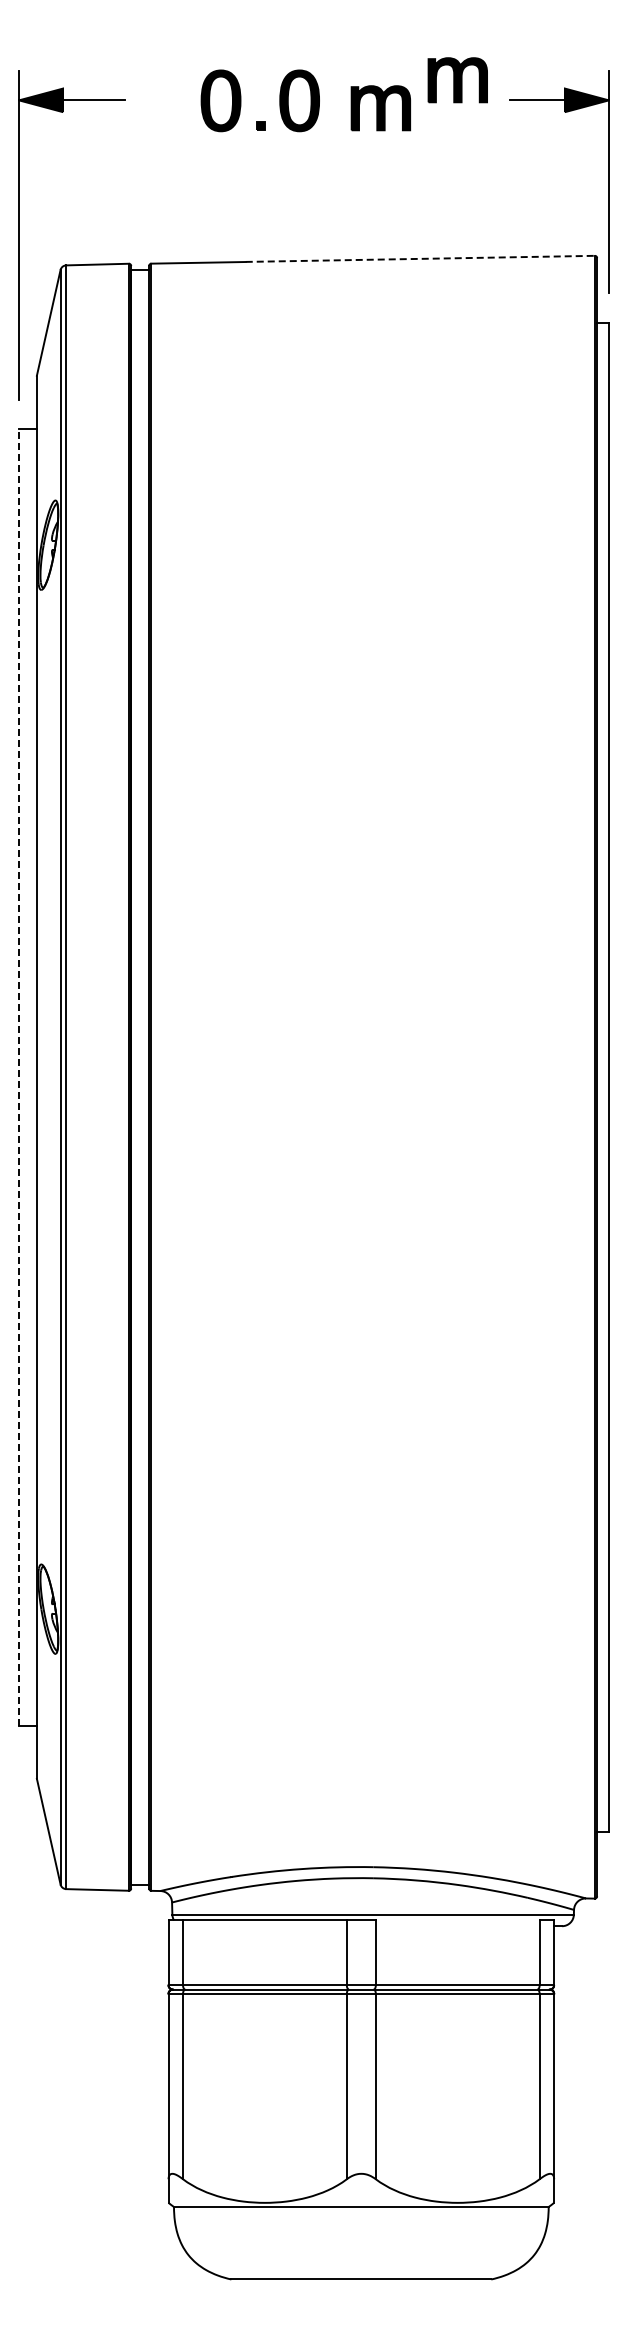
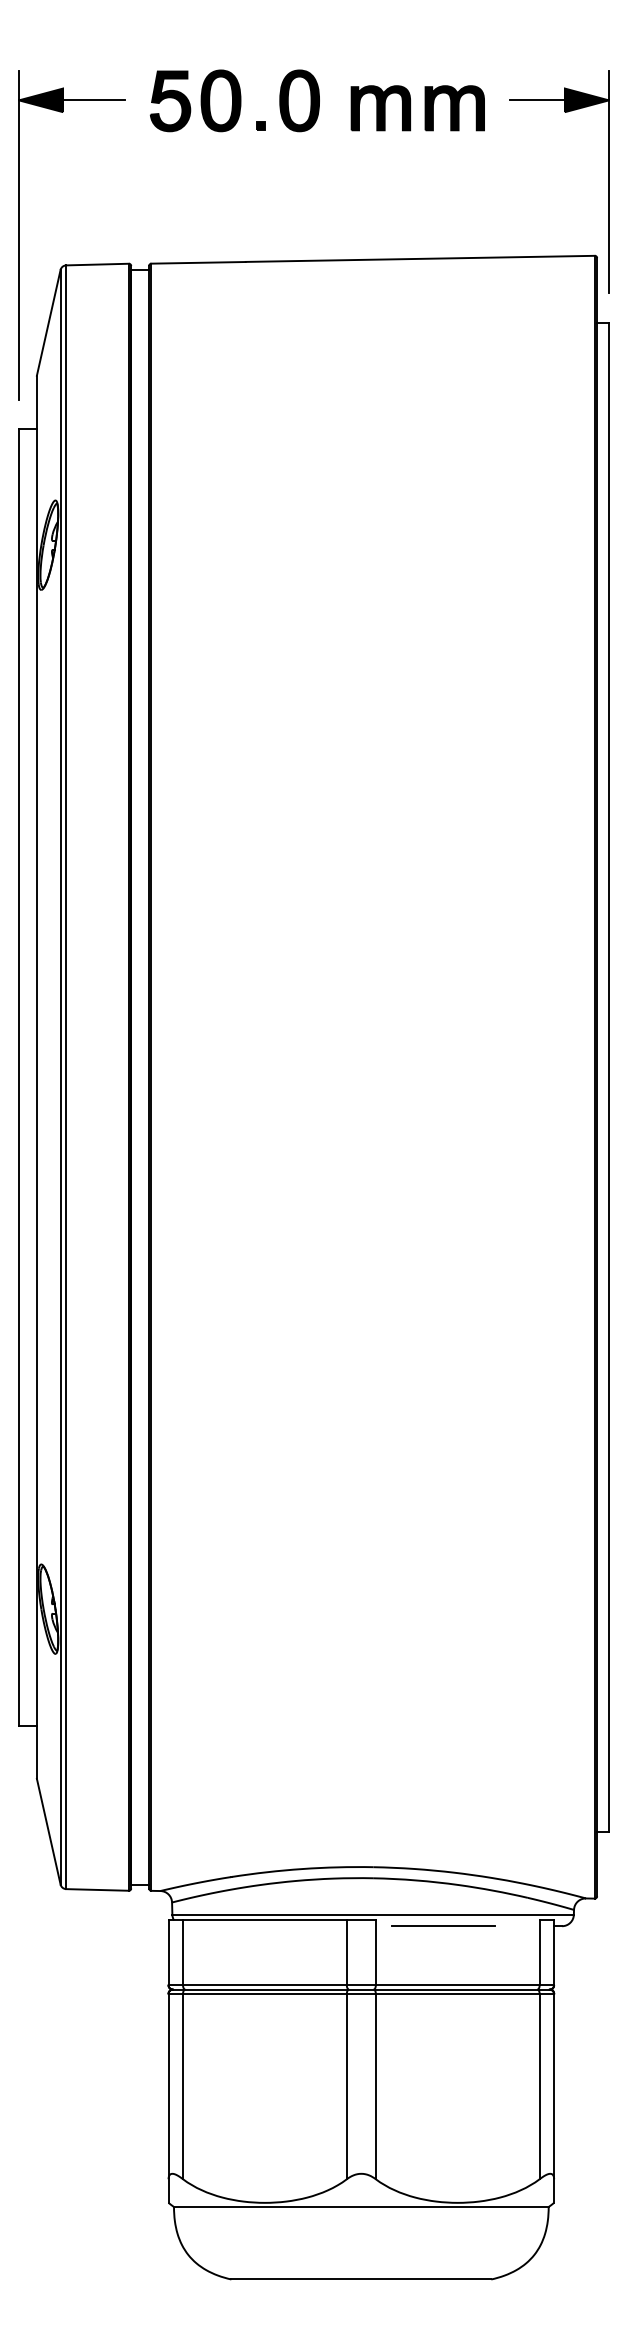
part position: (457, 80) -> (454, 108) (454, 108)
part: none -> present (170, 101)
line: dashed -> solid (420, 258)
line: dashed -> solid (19, 1077)
line: none -> present (443, 1926)
